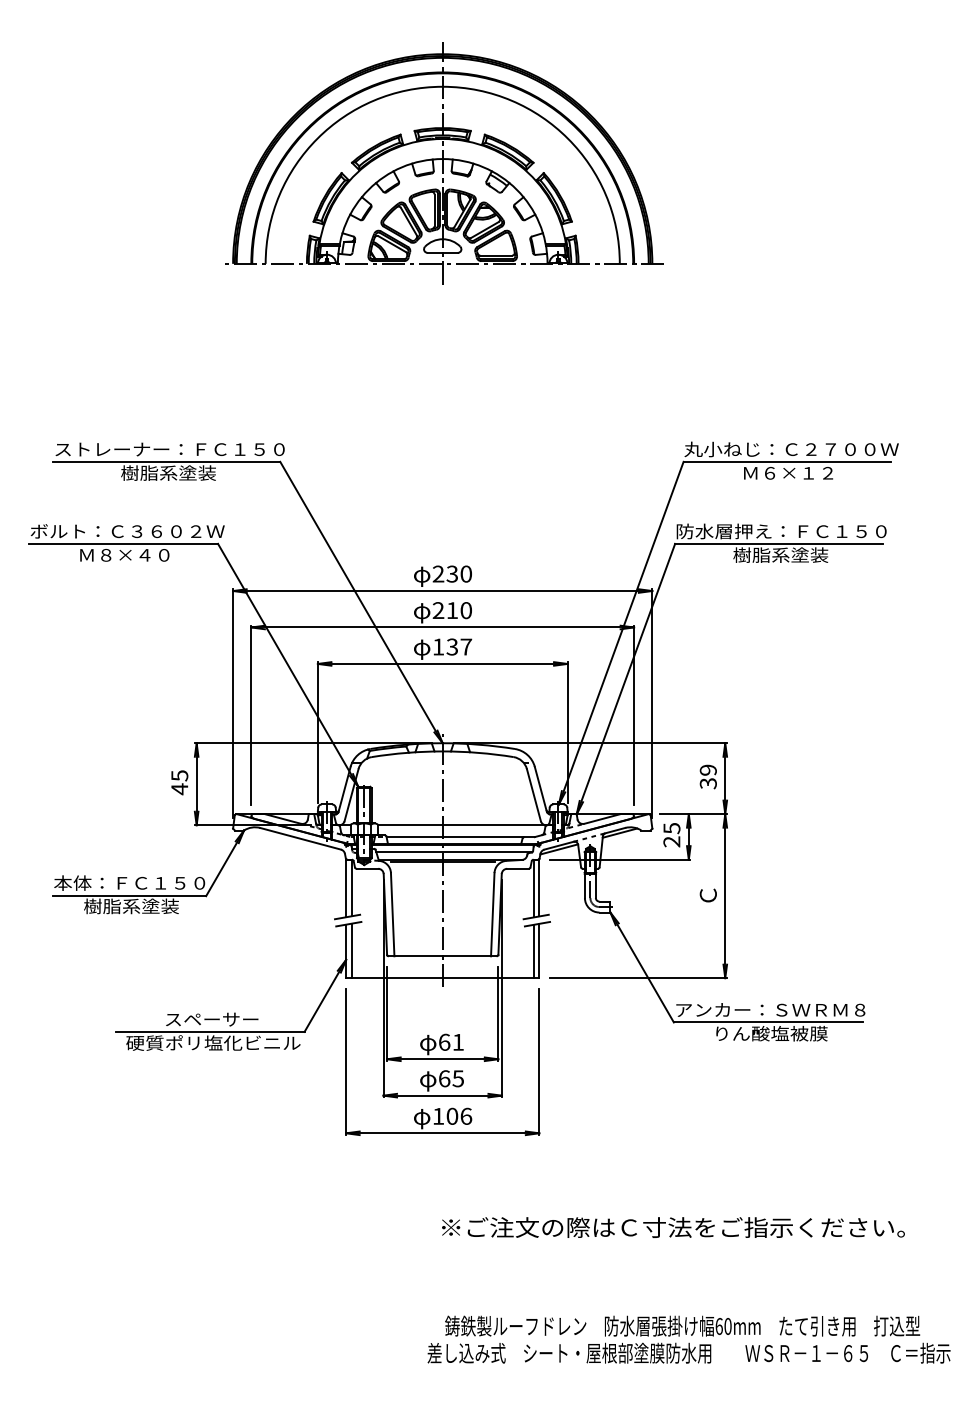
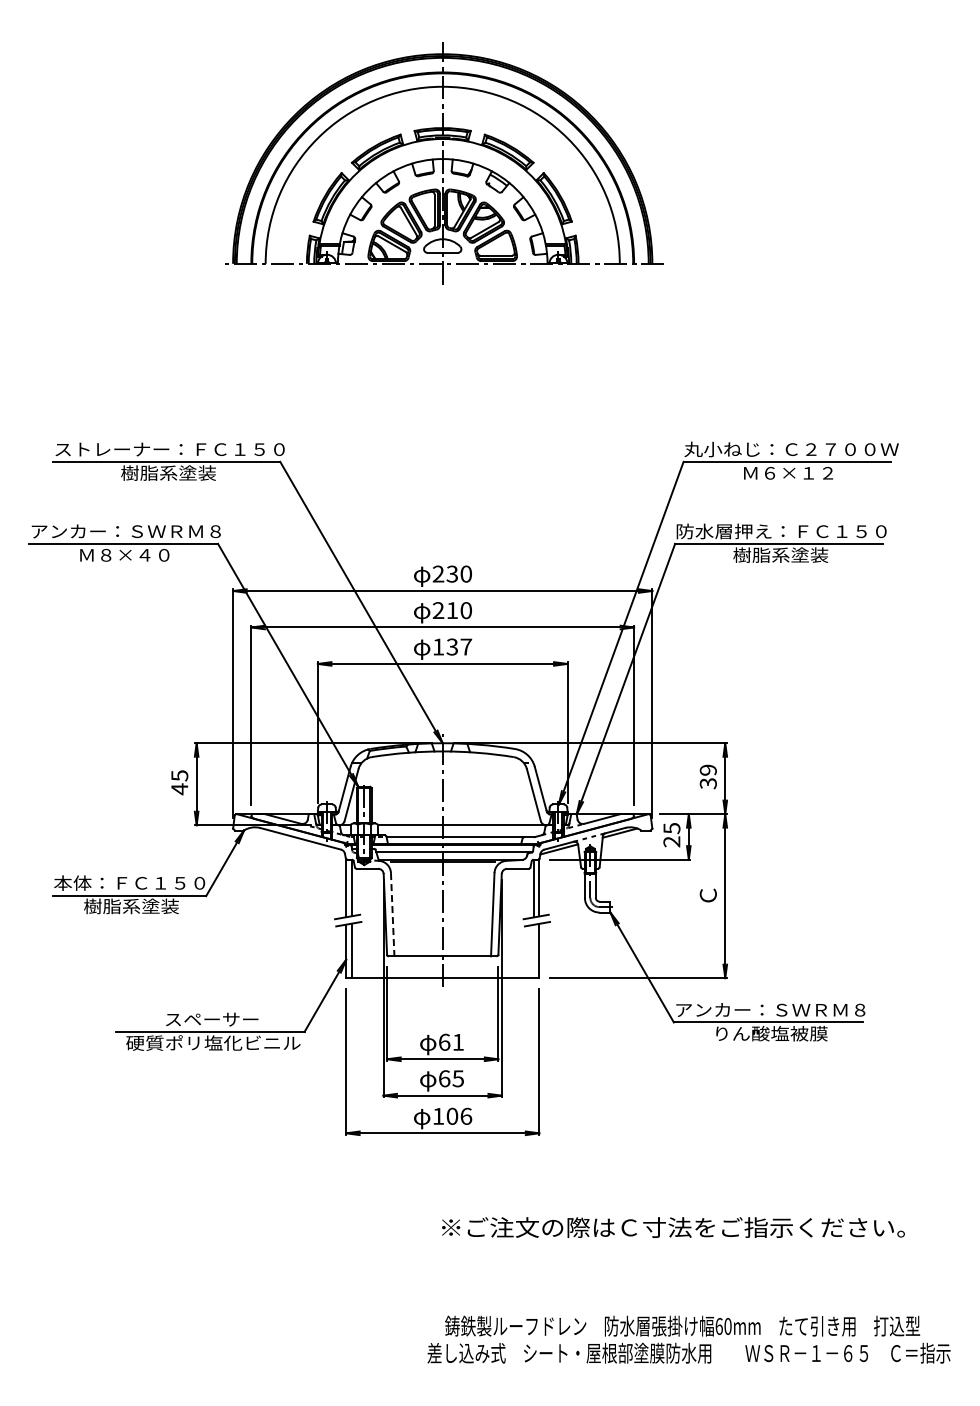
text: ボルト：Ｃ３６０２Ｗ -> アンカー：ＳＷＲＭ８ (127, 531)
line: solid -> dashed (392, 914)
line: present -> none (533, 951)
